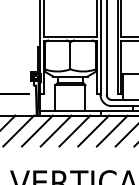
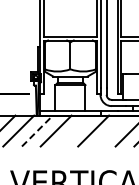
line: present -> none (74, 130)
line: present -> none (111, 130)
line: solid -> dashed (37, 131)
